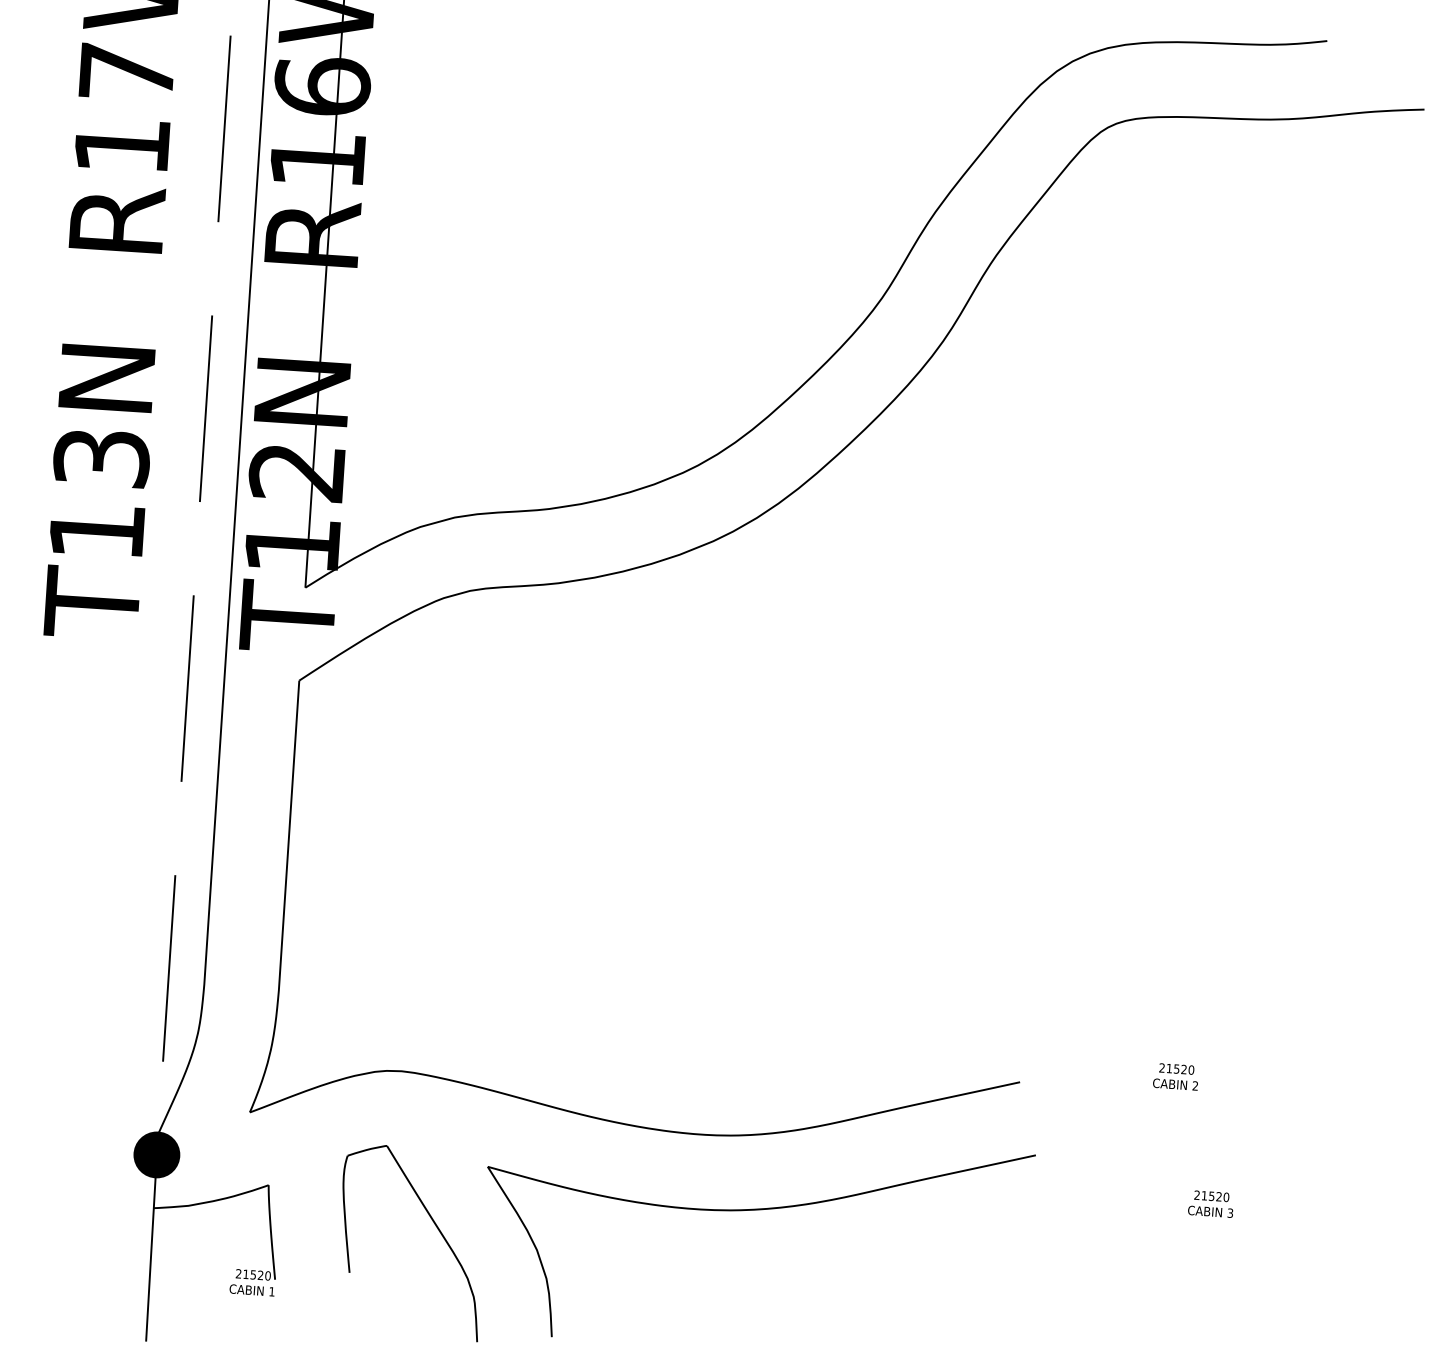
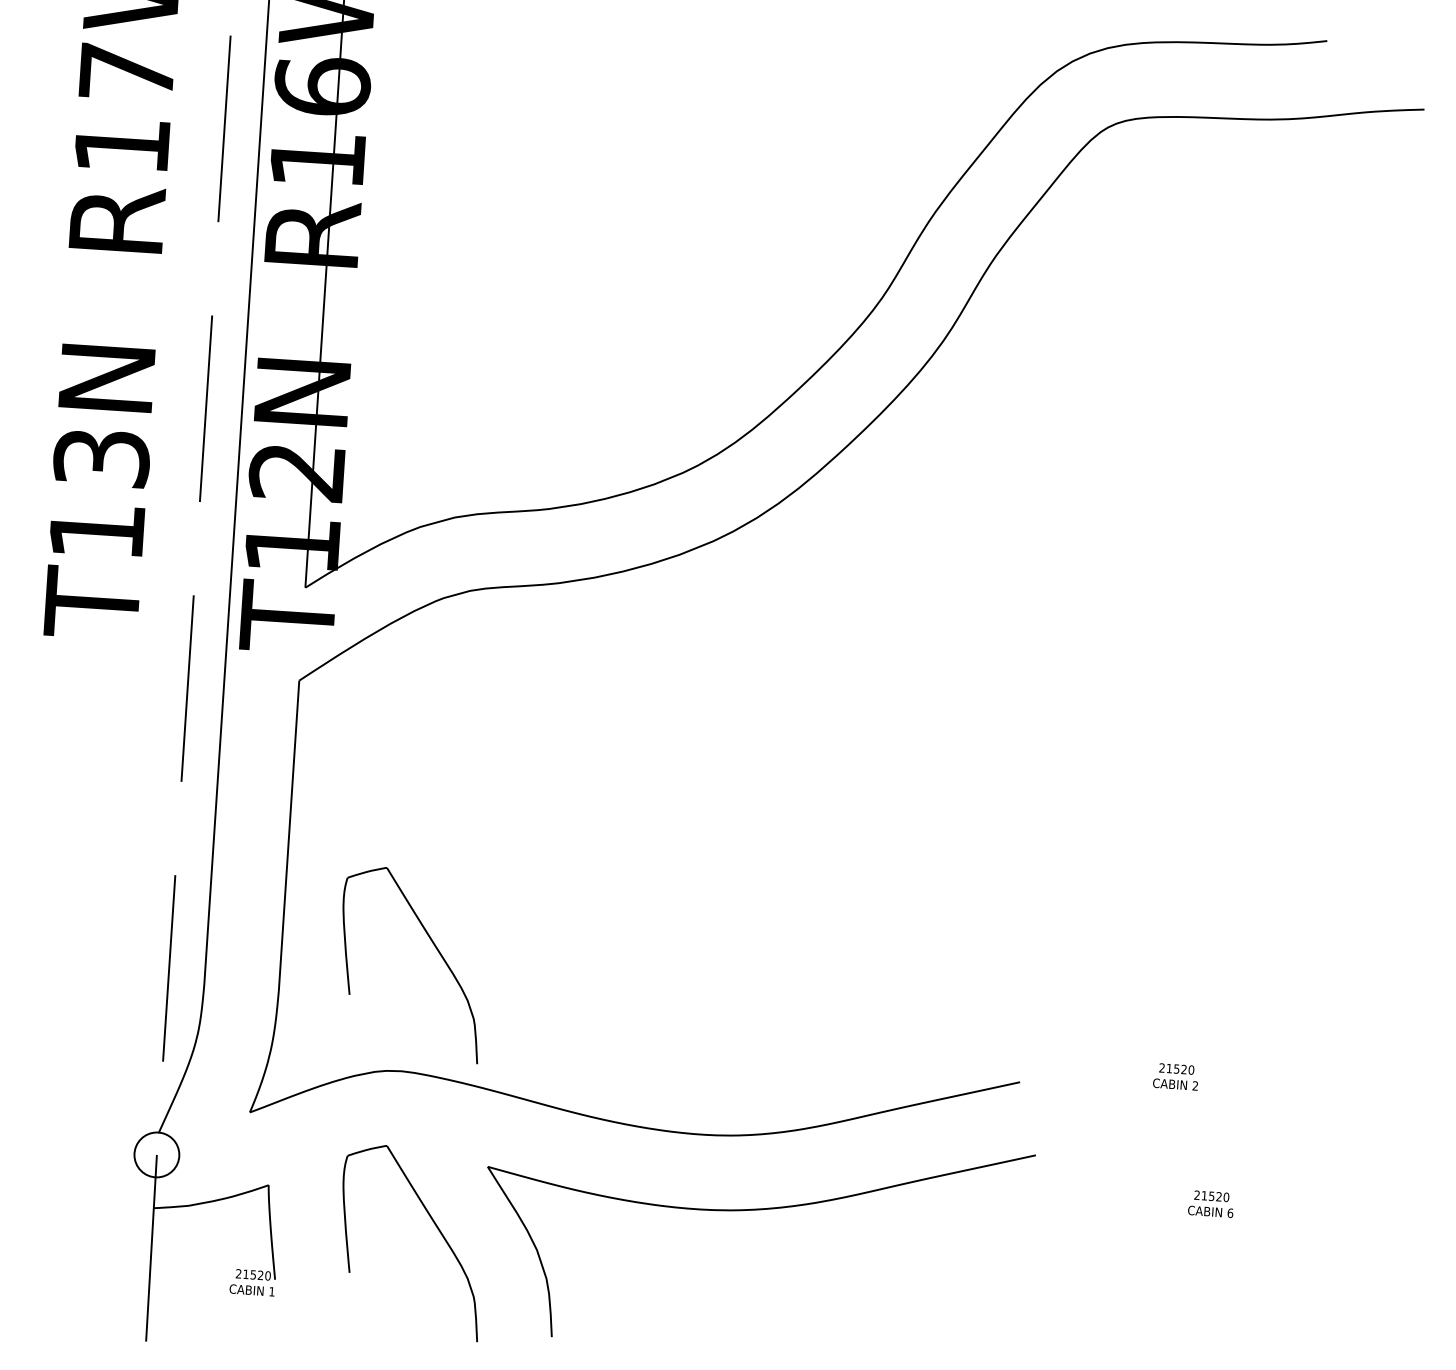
part: none -> present (435, 948)
fill: present -> none (156, 1154)
text: 3 -> 6 (1230, 1212)
